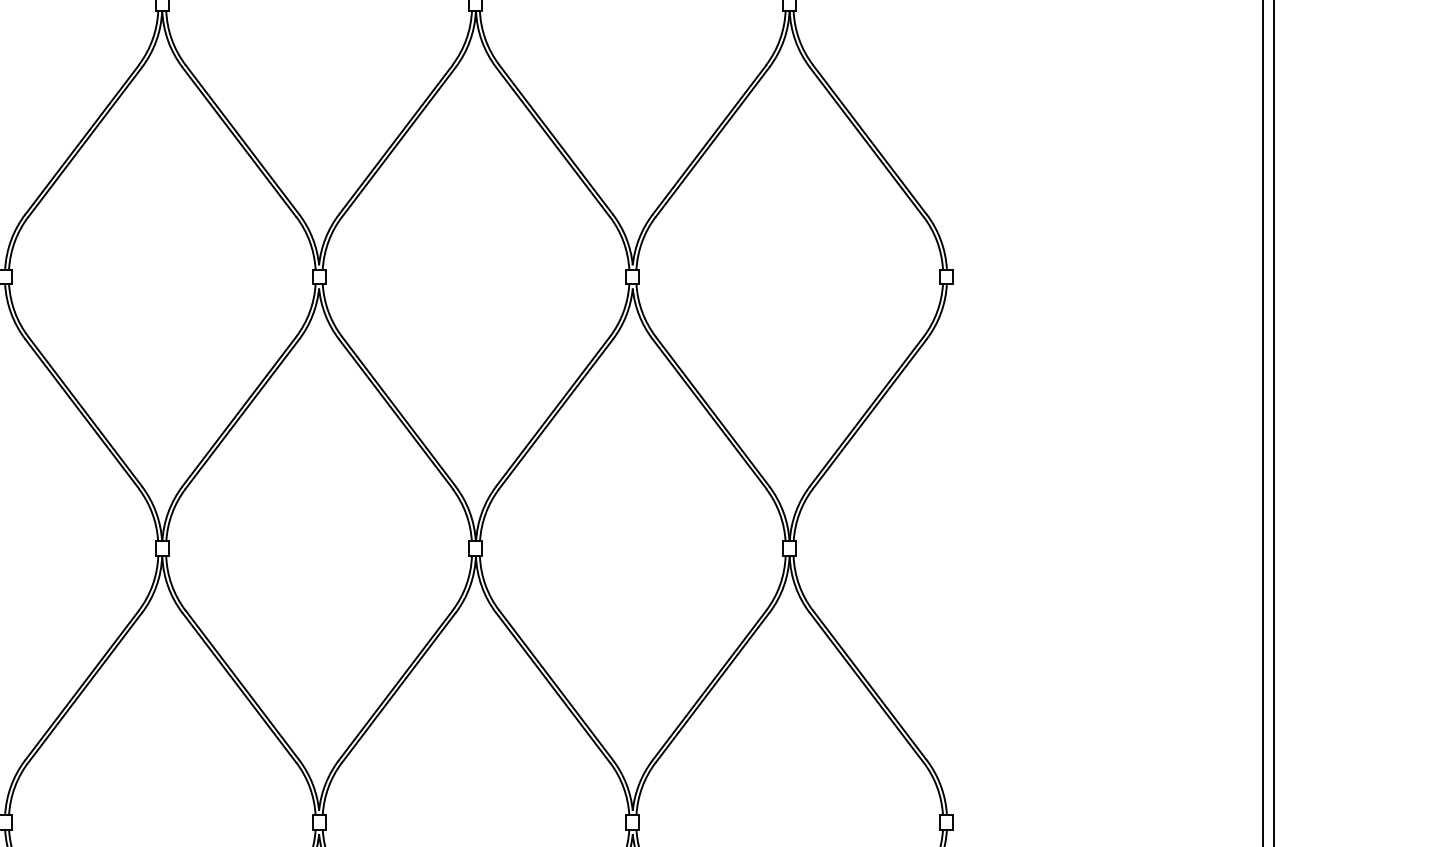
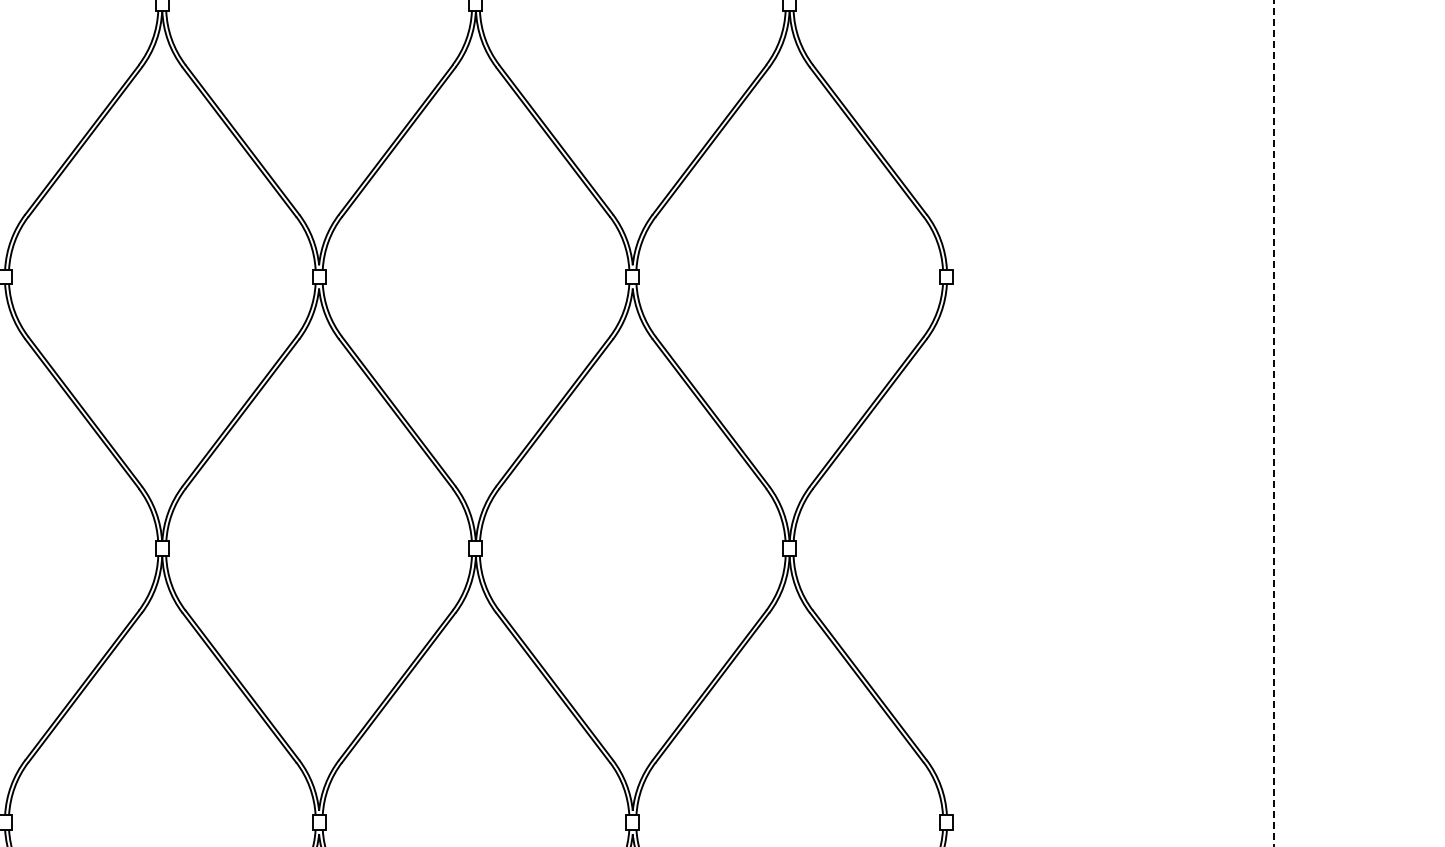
line: present -> none (1262, 422)
line: solid -> dashed (1274, 423)
